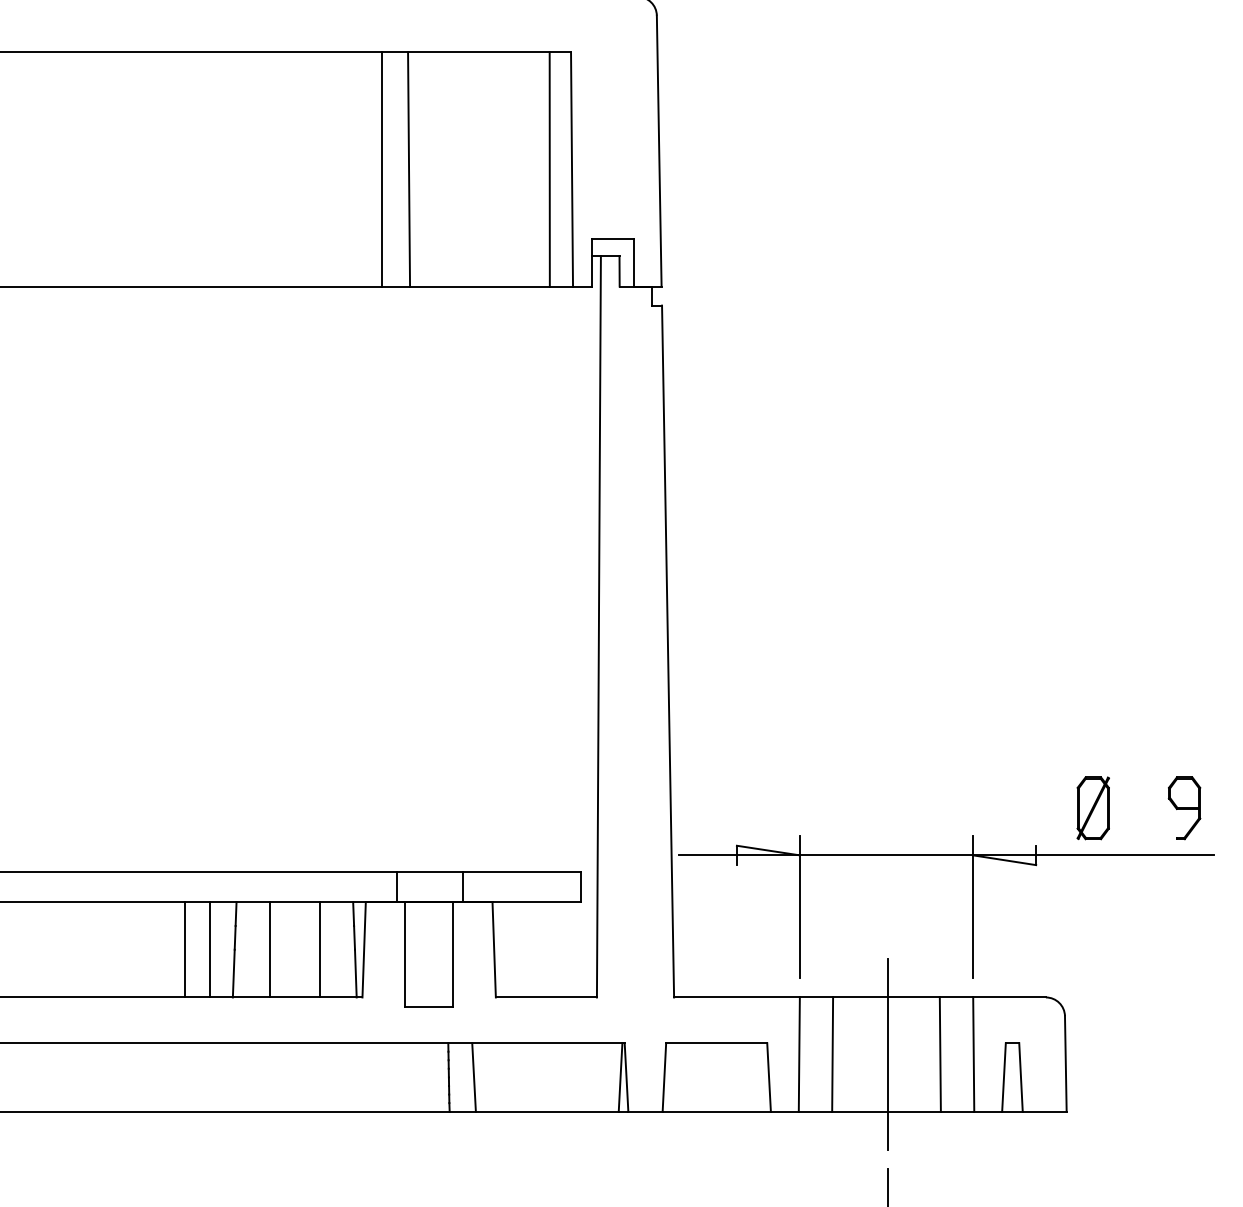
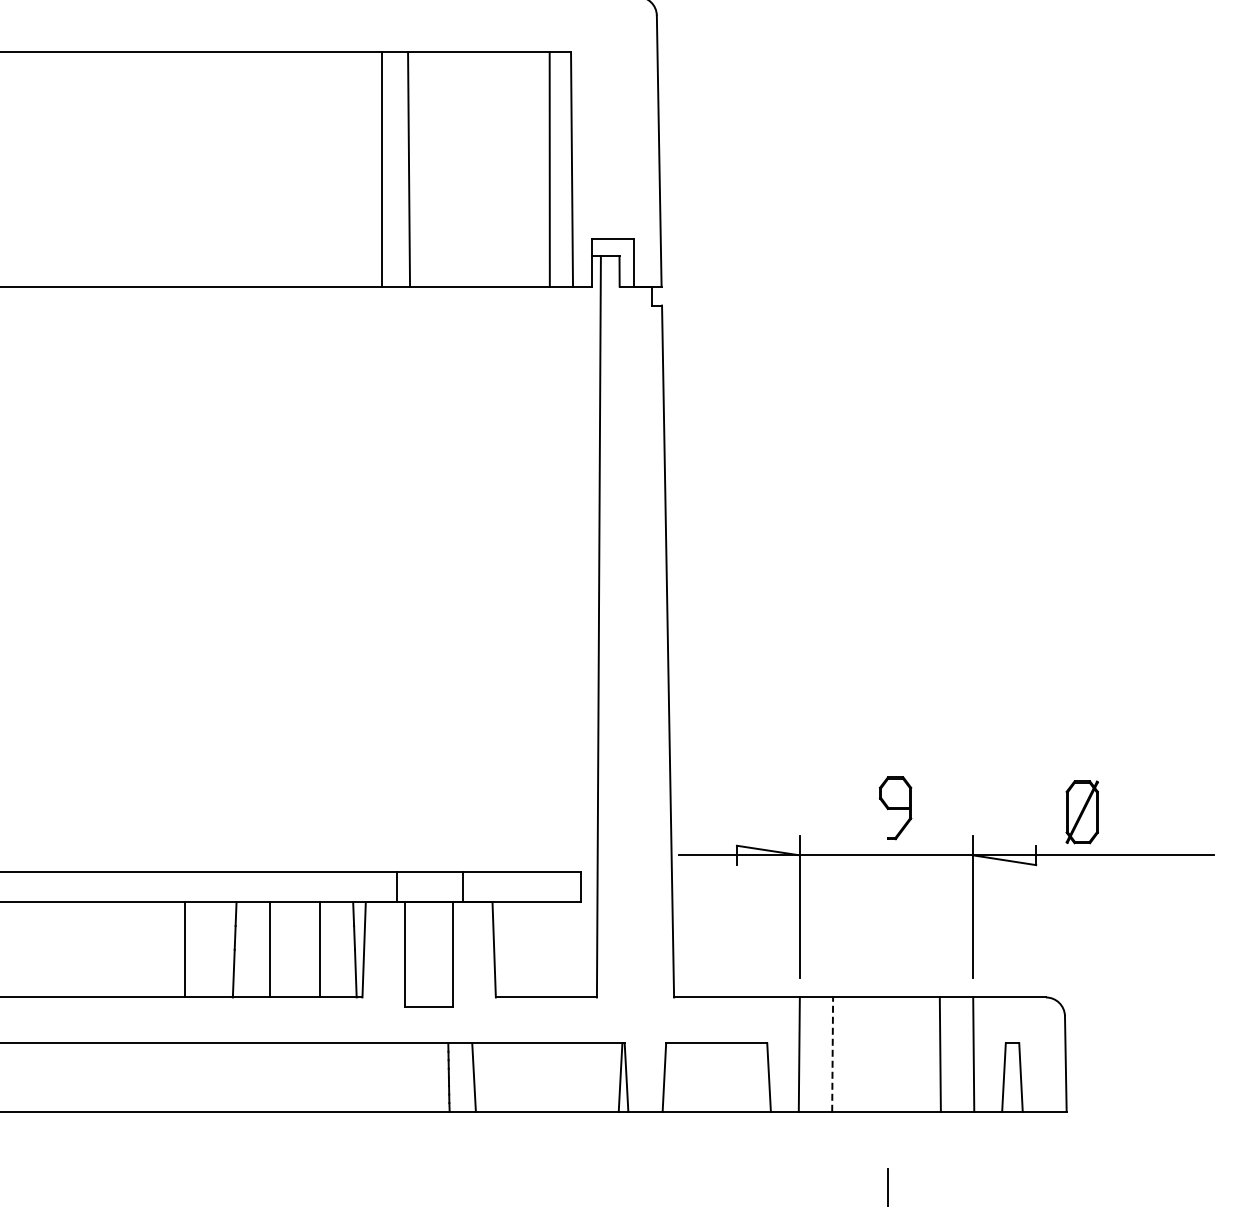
part position: (1092, 808) -> (1081, 812) (1081, 812)
part position: (1184, 808) -> (895, 808) (895, 808)
line: present -> none (210, 949)
line: solid -> dashed (832, 1054)
line: present -> none (887, 1054)
